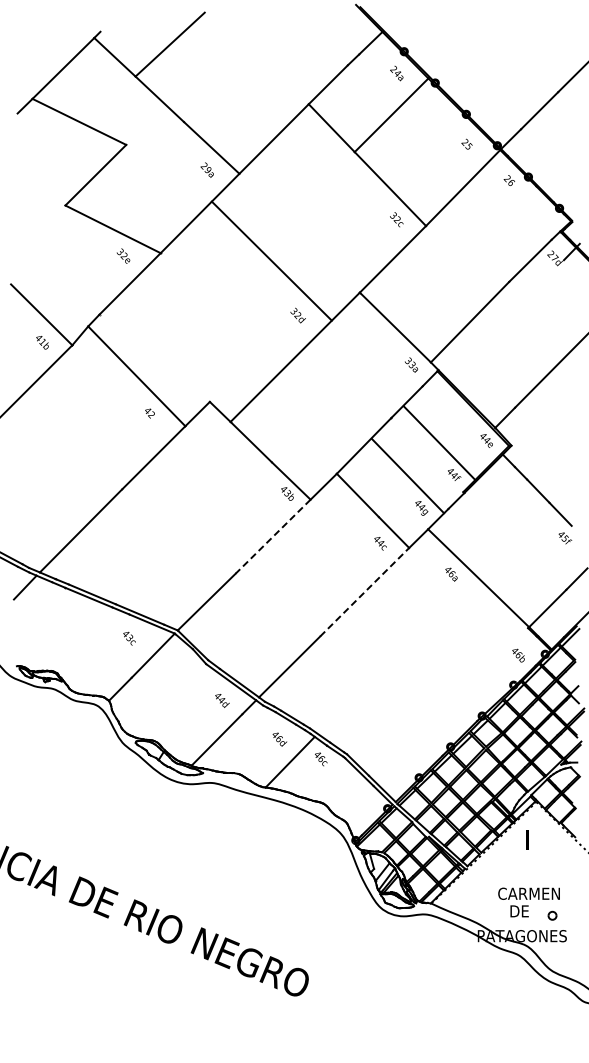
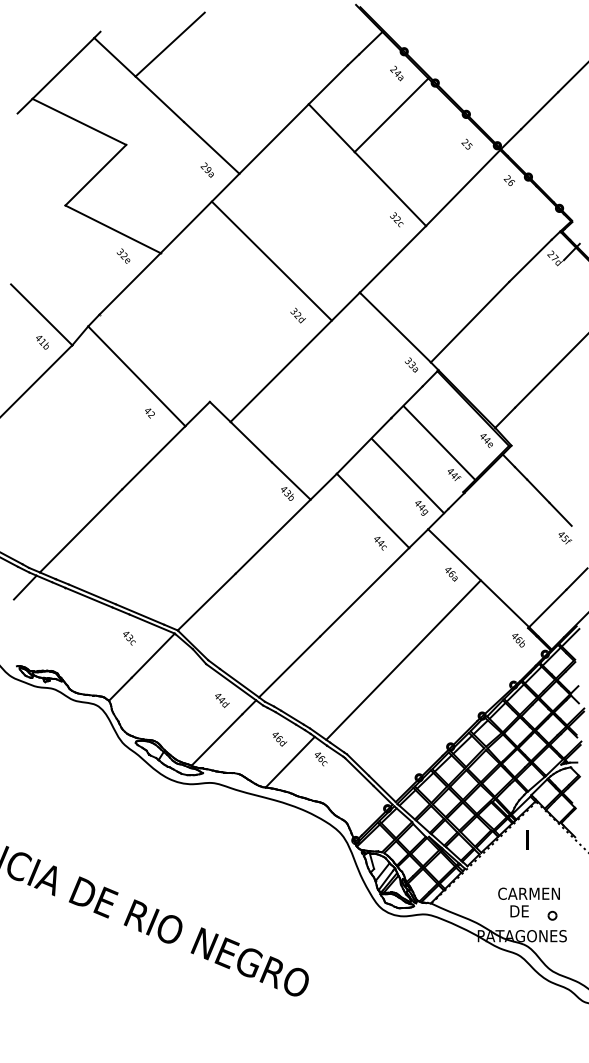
line: dashed -> solid (273, 536)
line: dashed -> solid (364, 592)
text position: (518, 655) -> (518, 640) (518, 640)
line: none -> present (403, 659)
